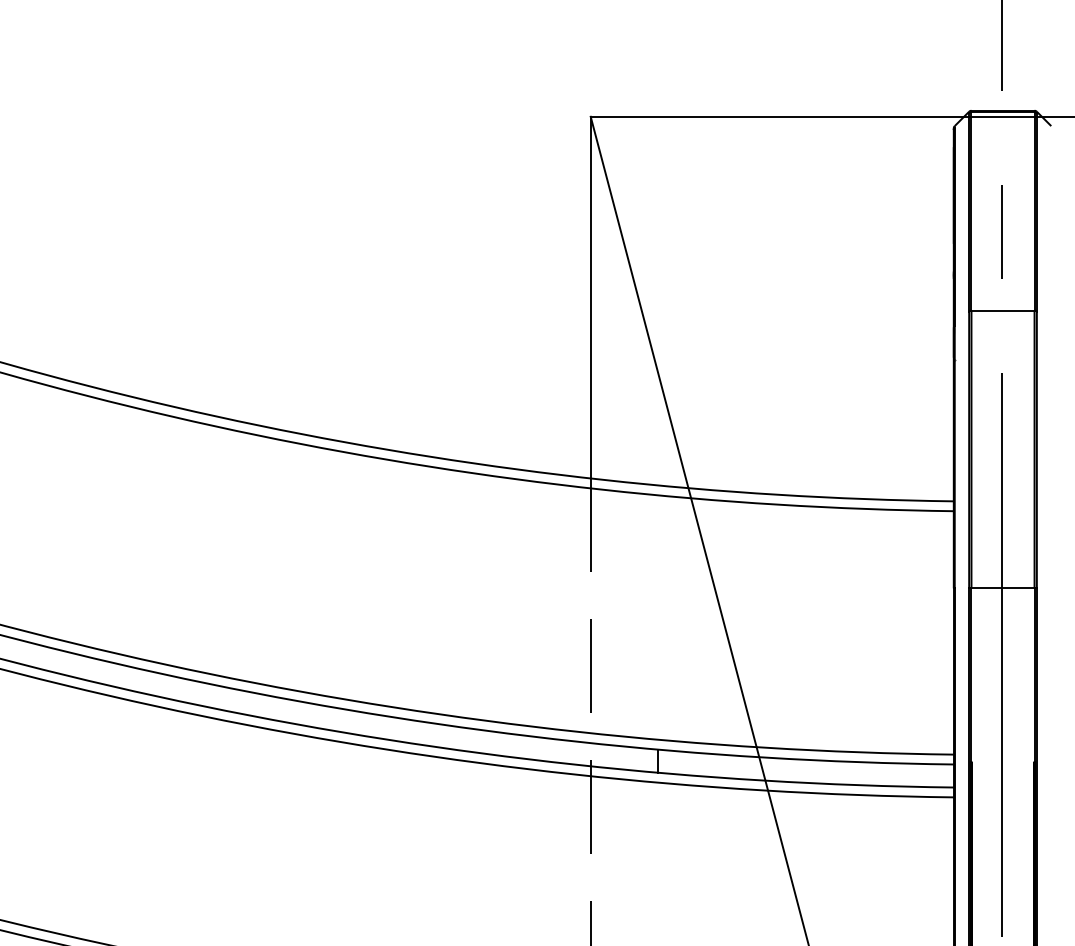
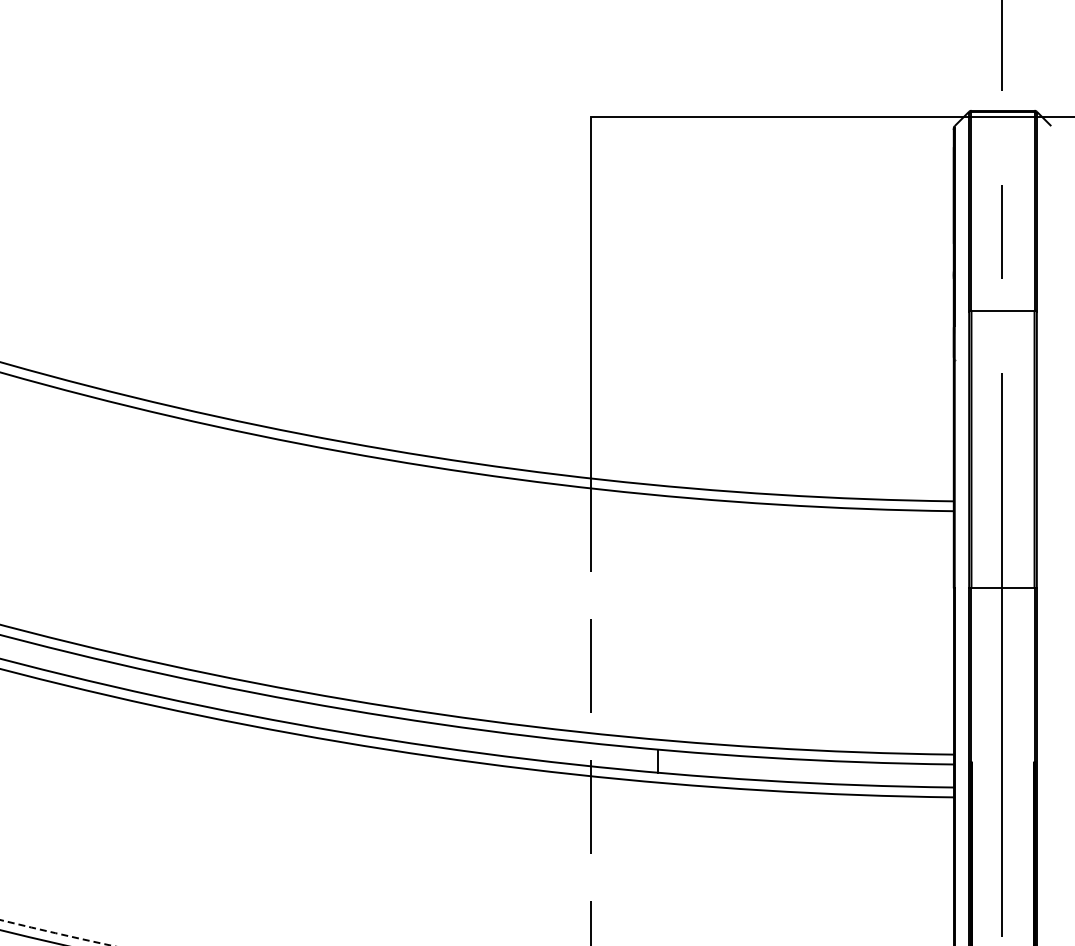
line: present -> none (699, 529)
arc: solid -> dashed (56, 933)
